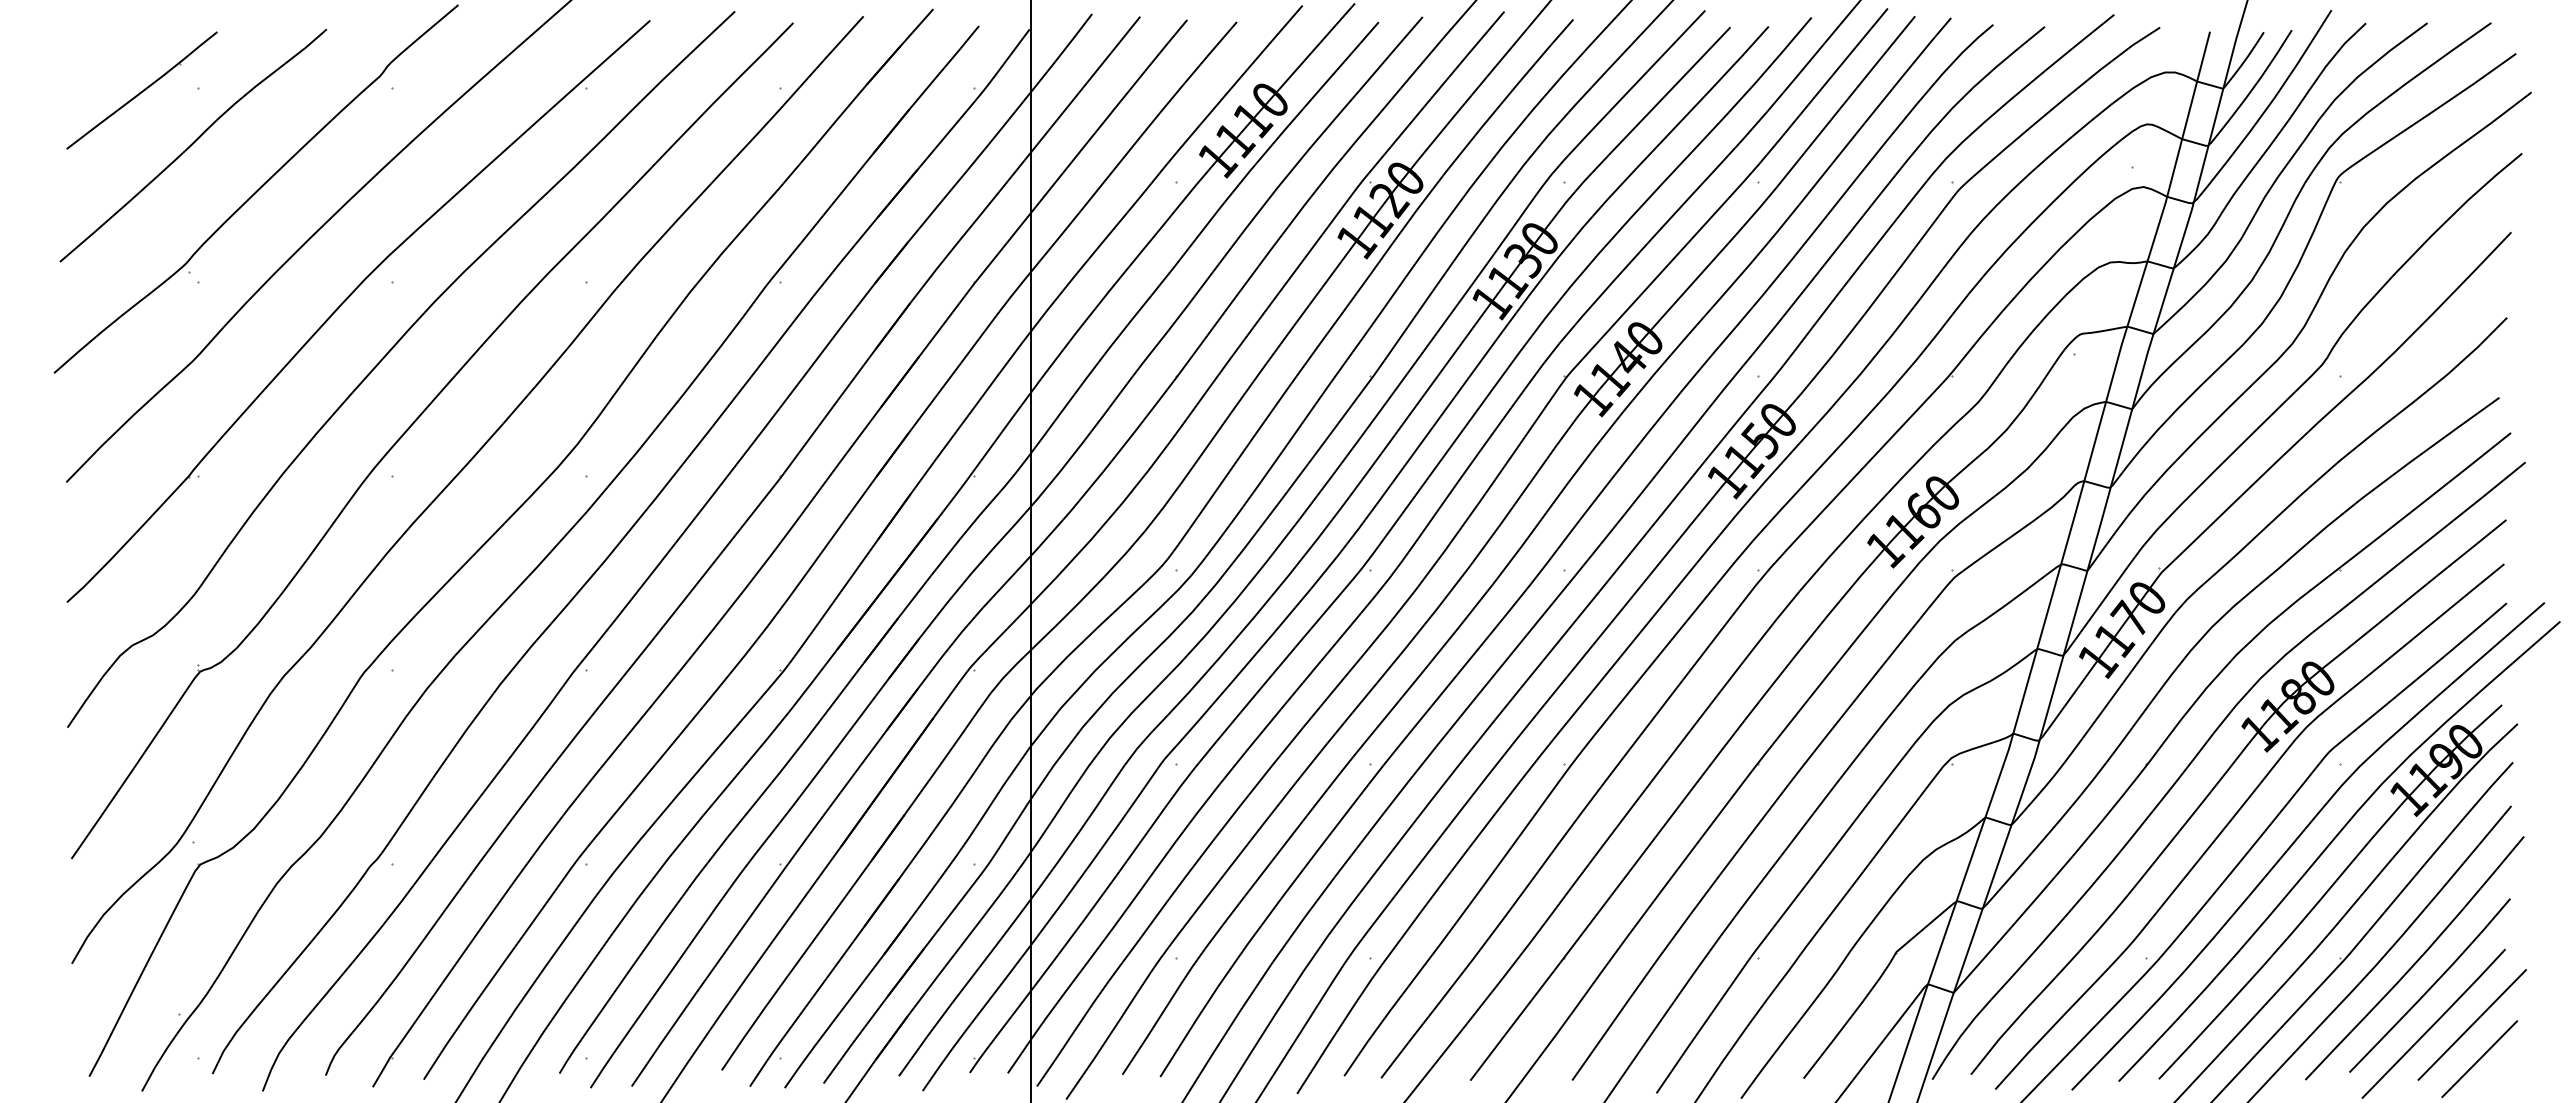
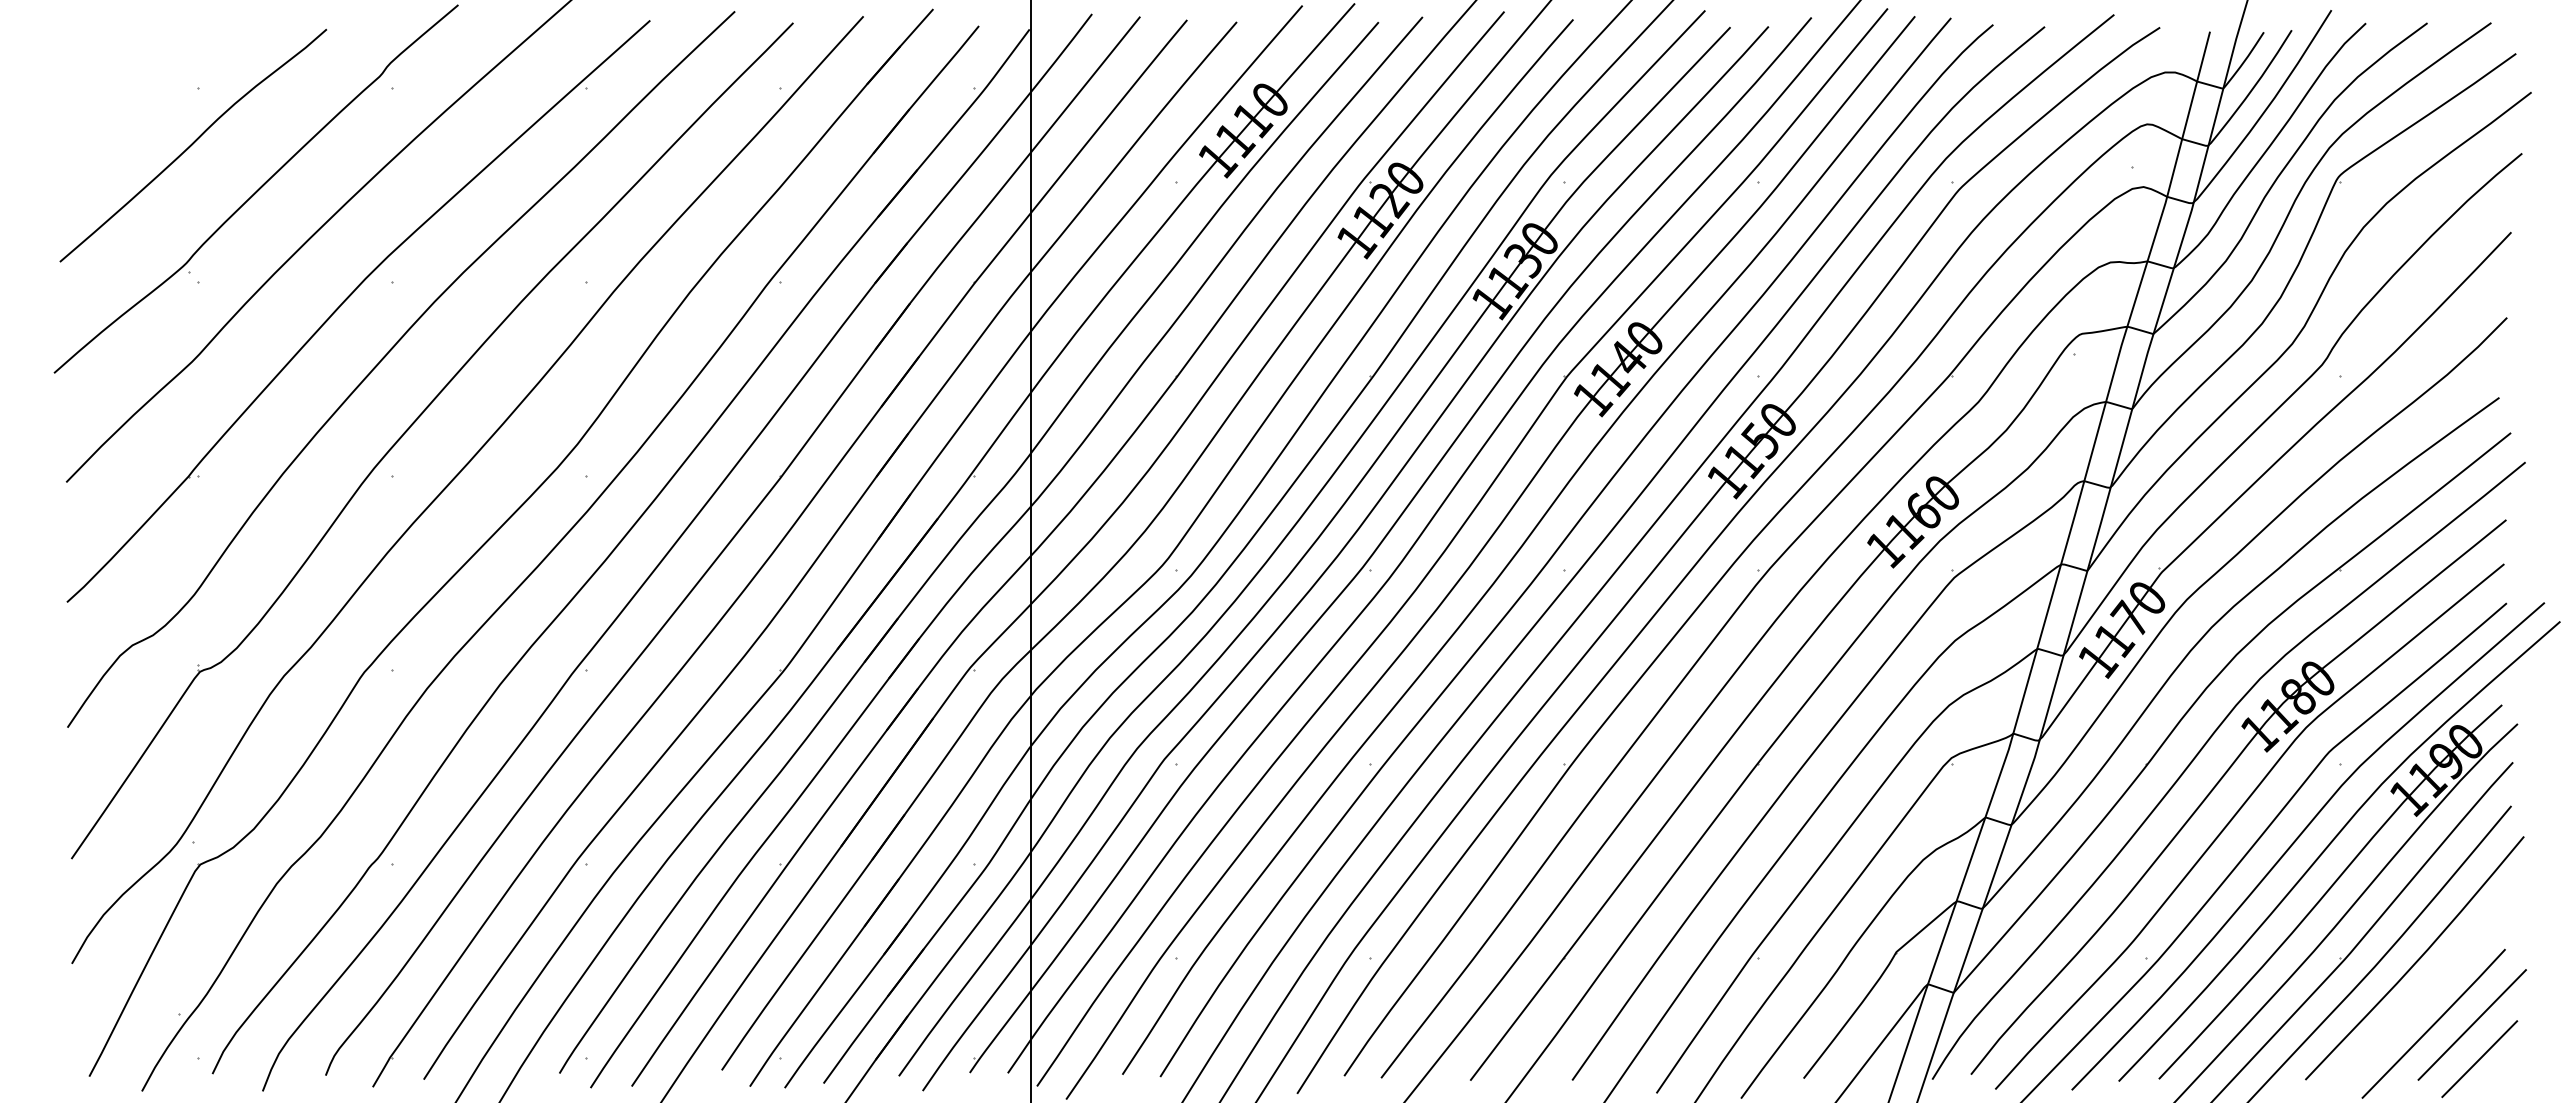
part: present -> none (141, 90)
curve: present -> none (2430, 986)
